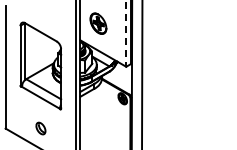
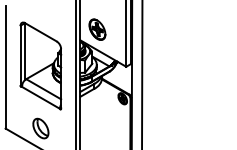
part position: (98, 23) -> (97, 29) (97, 29)
line: dashed -> solid (126, 33)
part size: 12x15 px -> 18x23 px (40, 128)
